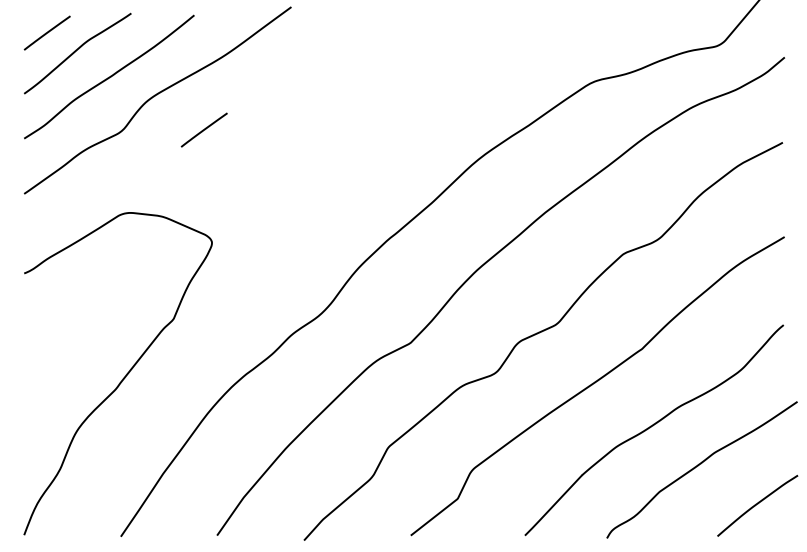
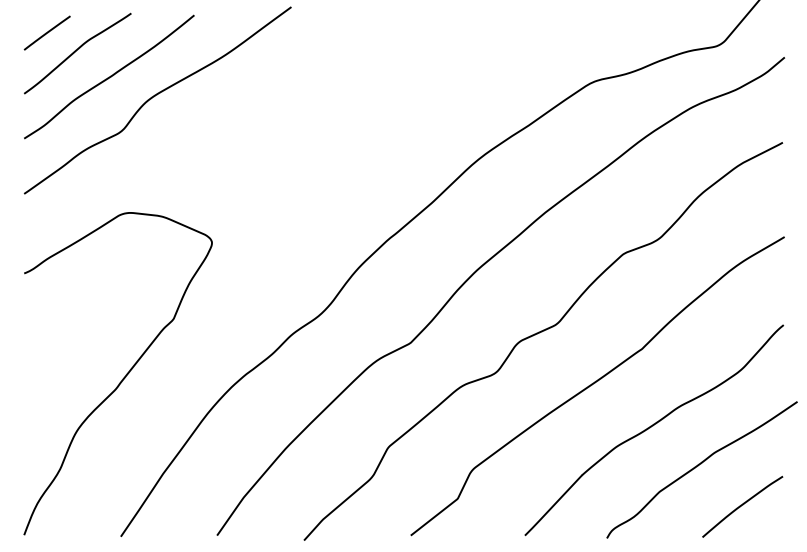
line: present -> none (203, 129)
curve position: (757, 504) -> (742, 505) (742, 505)
